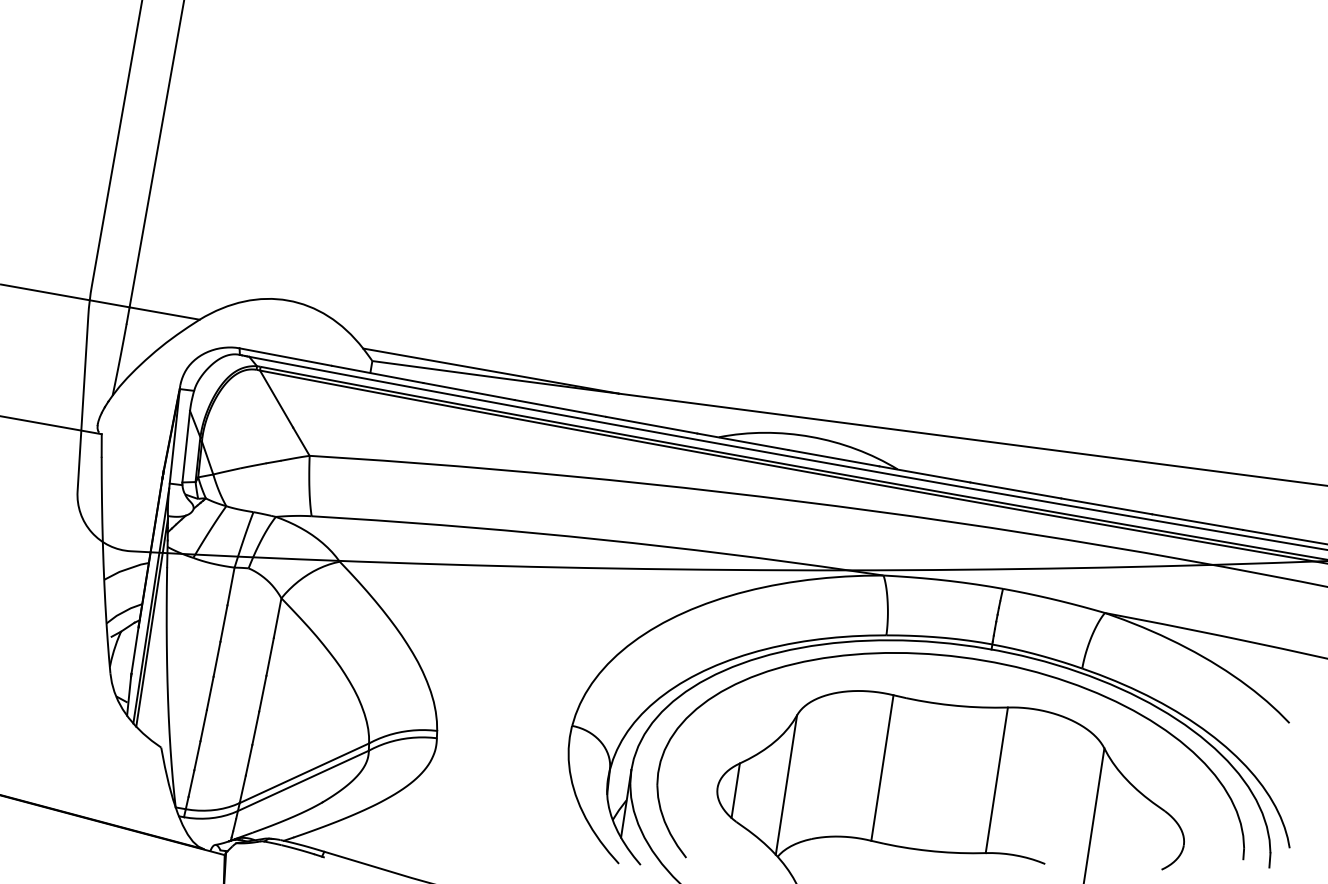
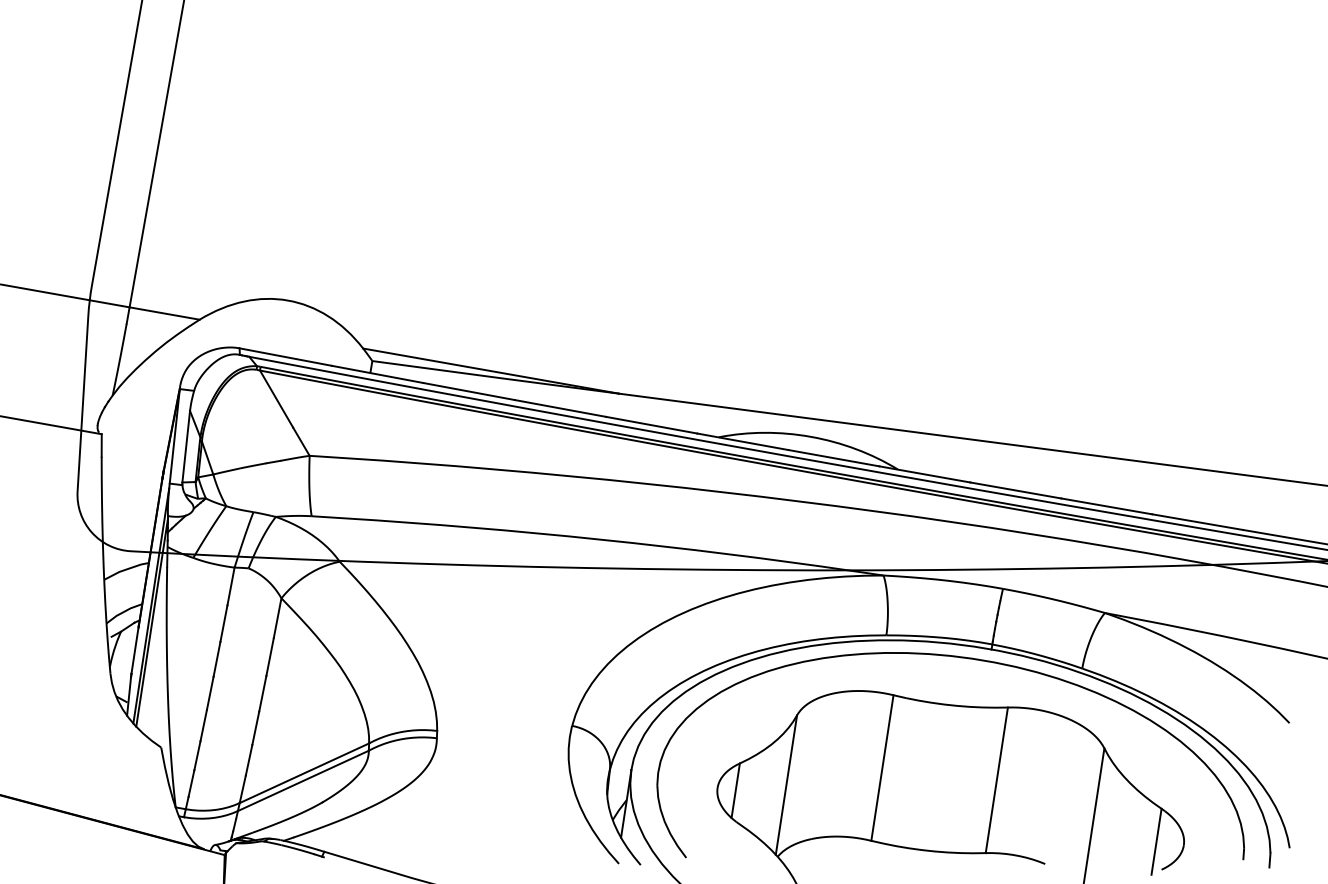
line: none -> present (1156, 841)
